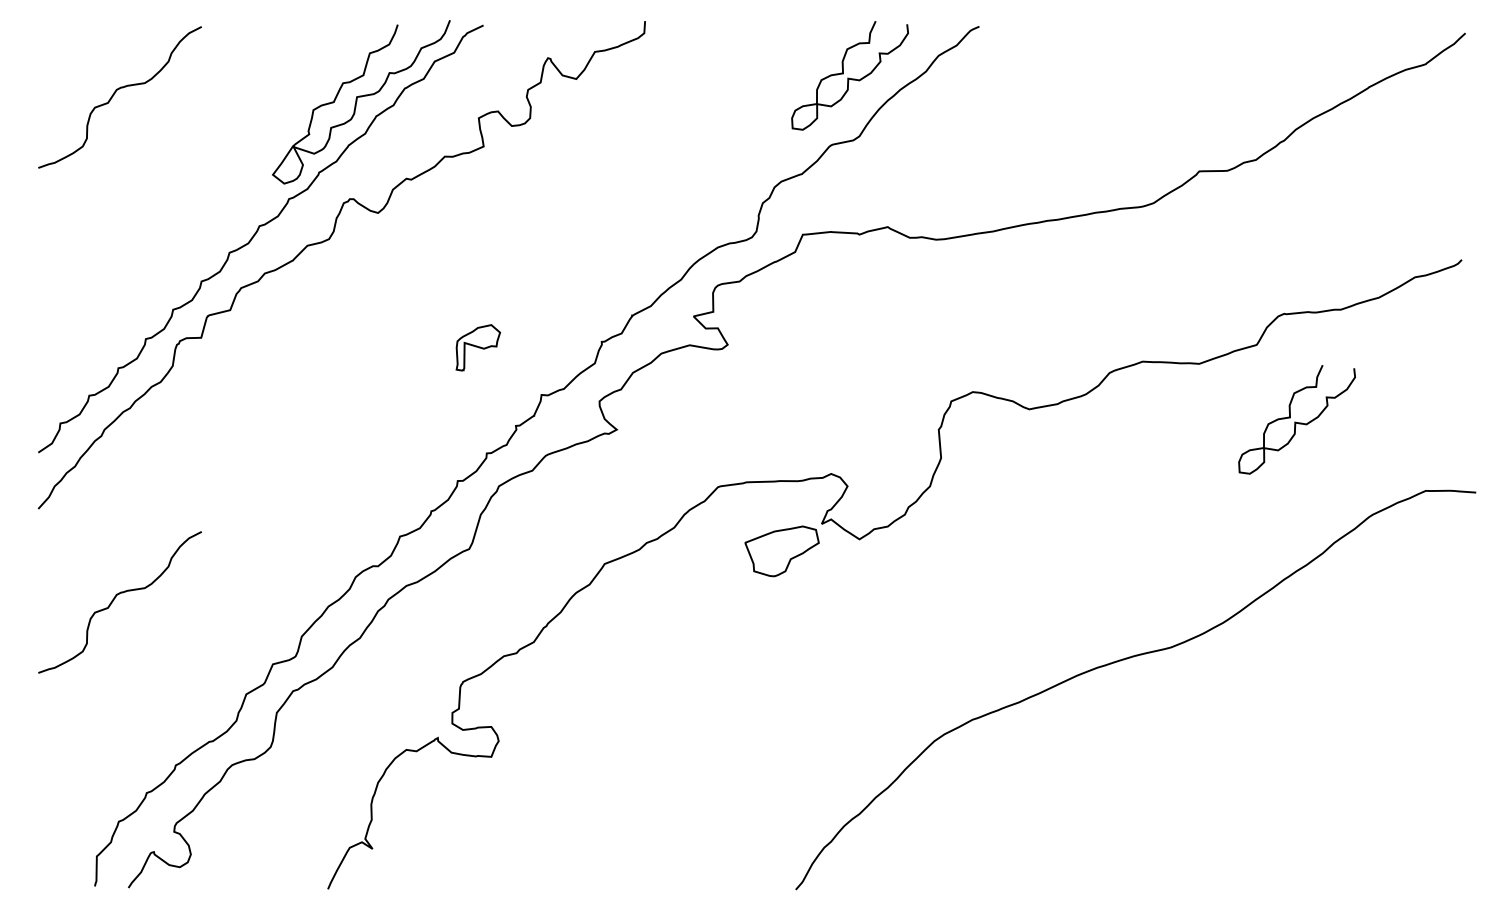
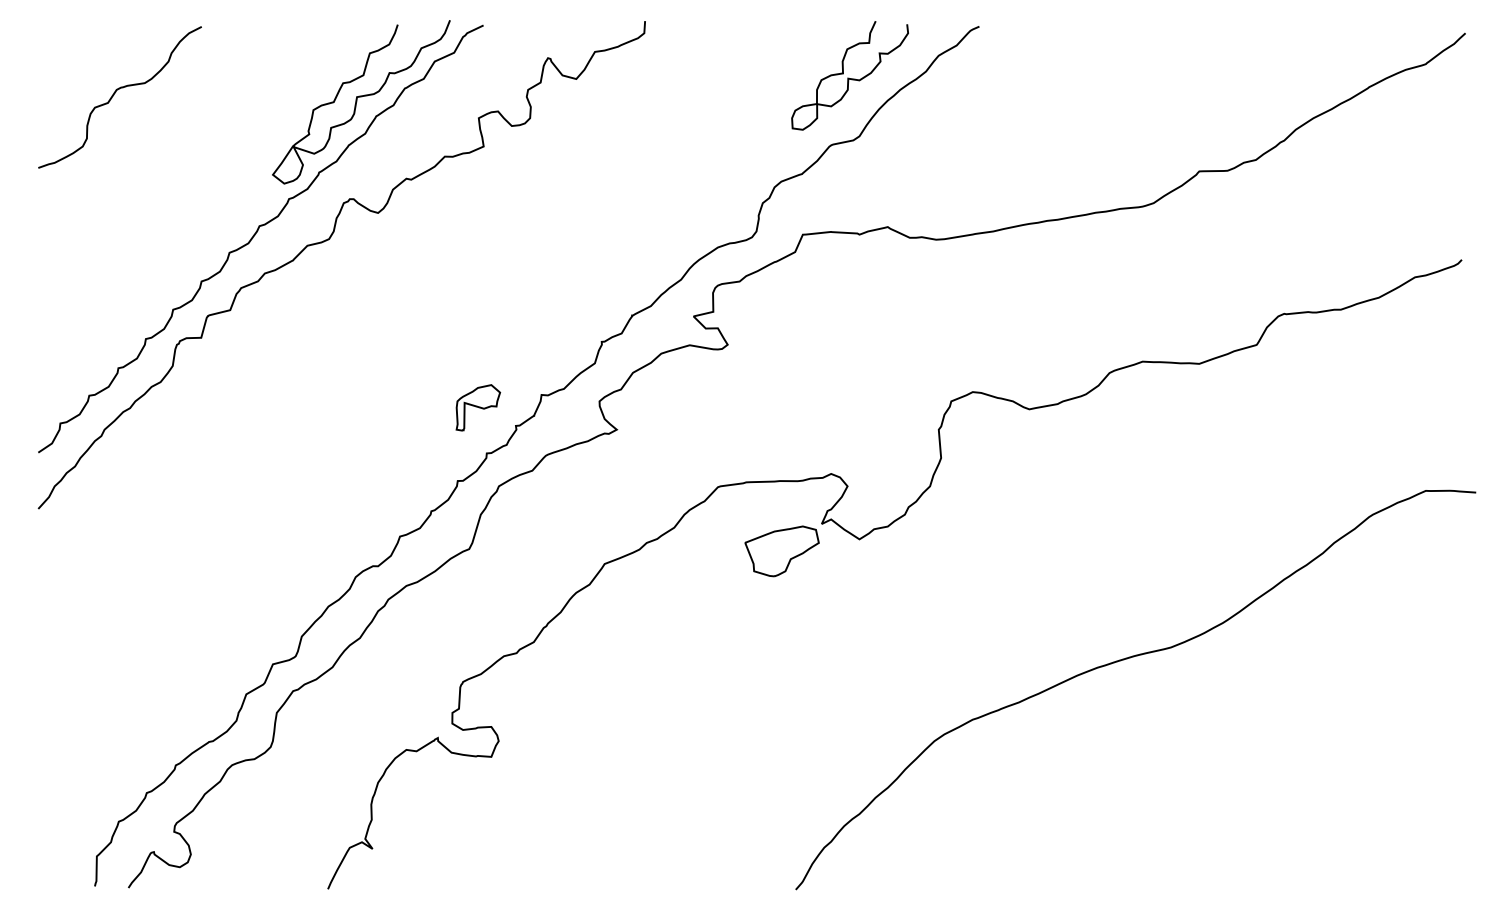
part position: (478, 347) -> (478, 407) (478, 407)
curve: present -> none (1295, 421)
curve: present -> none (114, 600)
